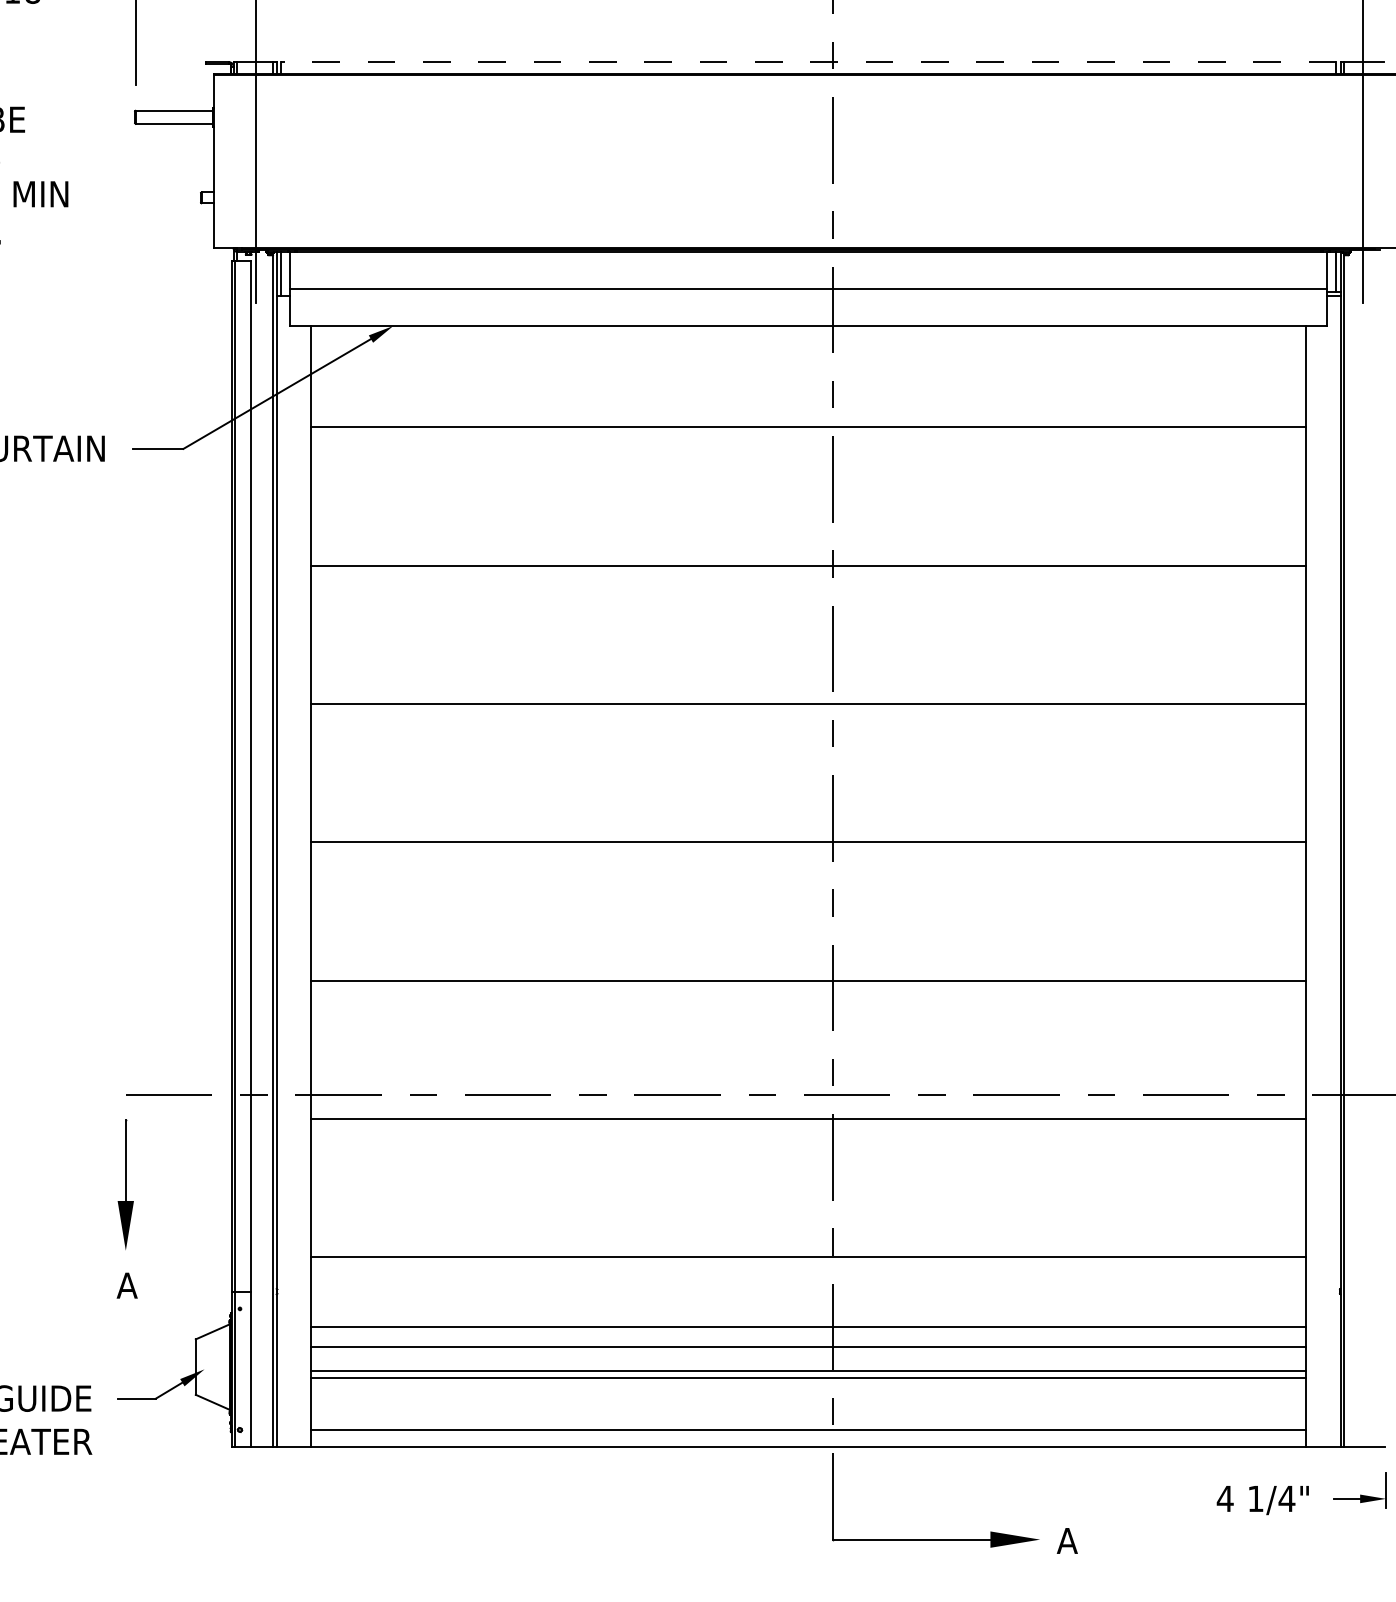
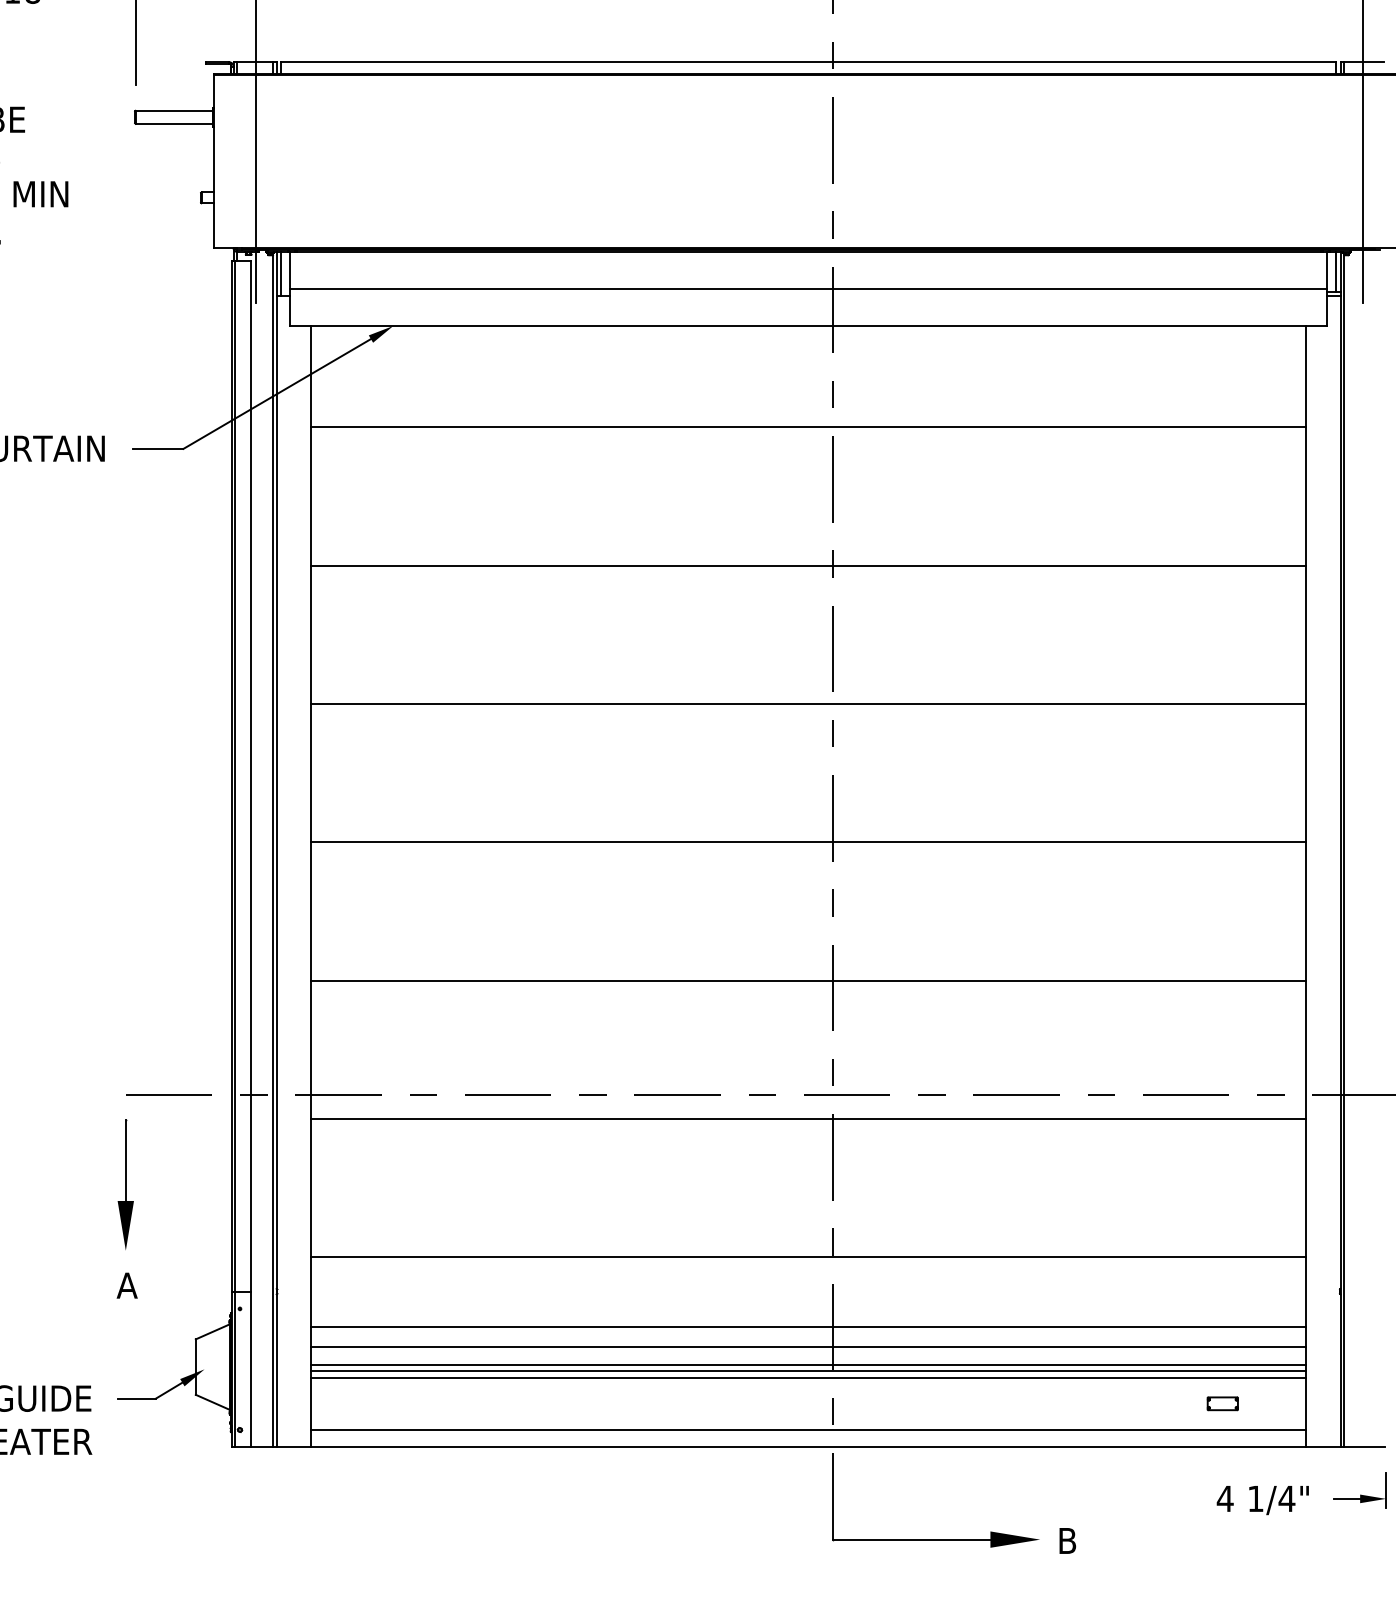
line: dashed -> solid (808, 61)
line: none -> present (808, 1364)
part: none -> present (1222, 1403)
text: A -> B (1066, 1540)
